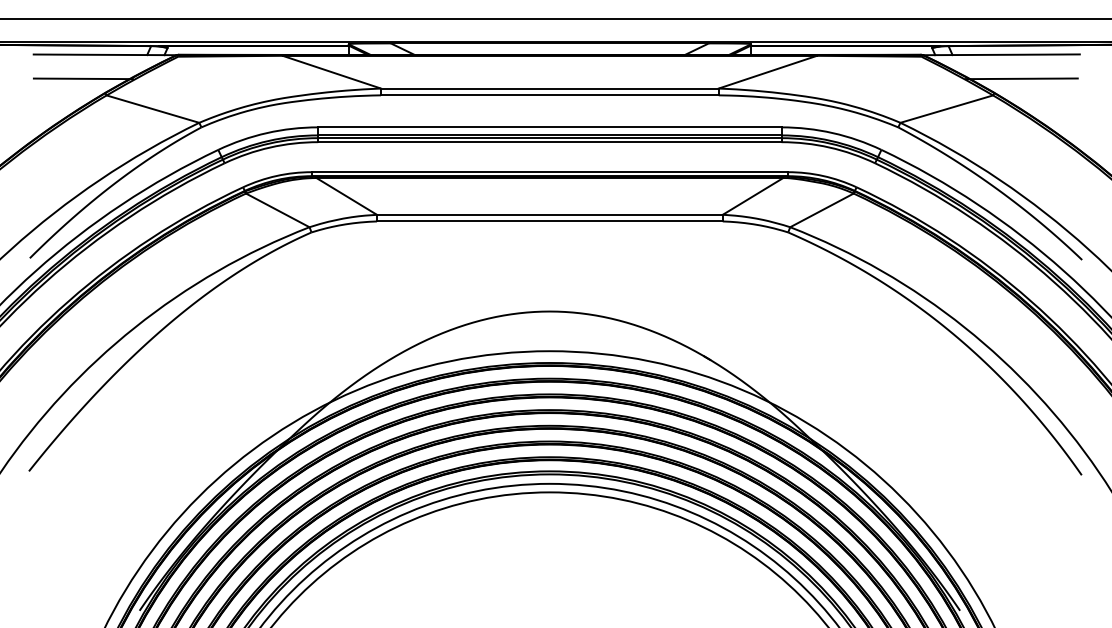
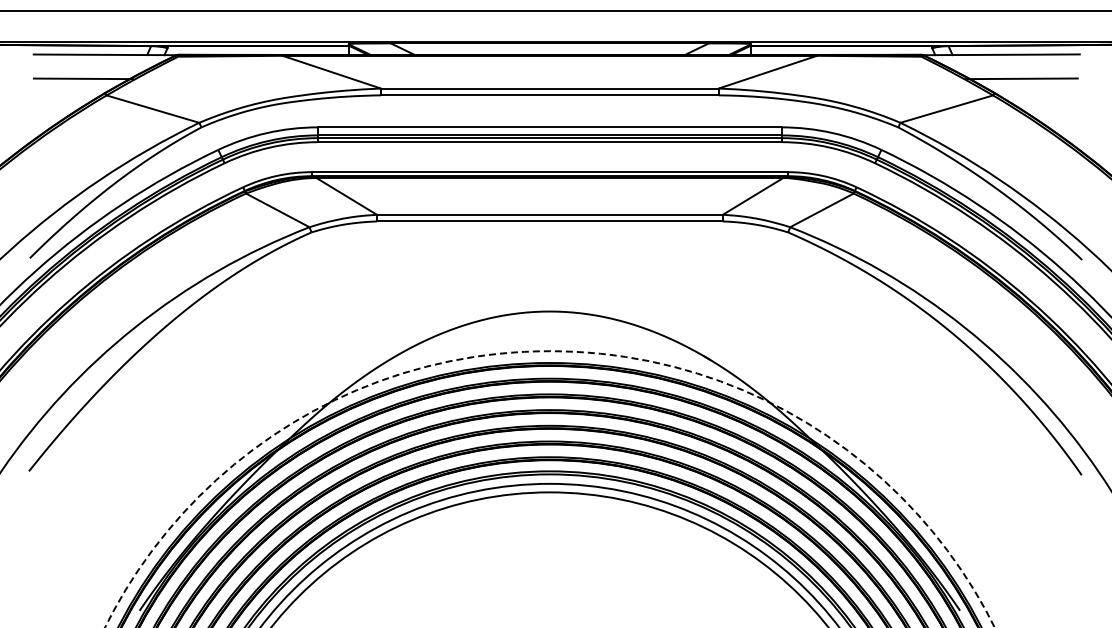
line position: (555, 18) -> (555, 10) (555, 10)
circle: solid -> dashed (549, 489)
